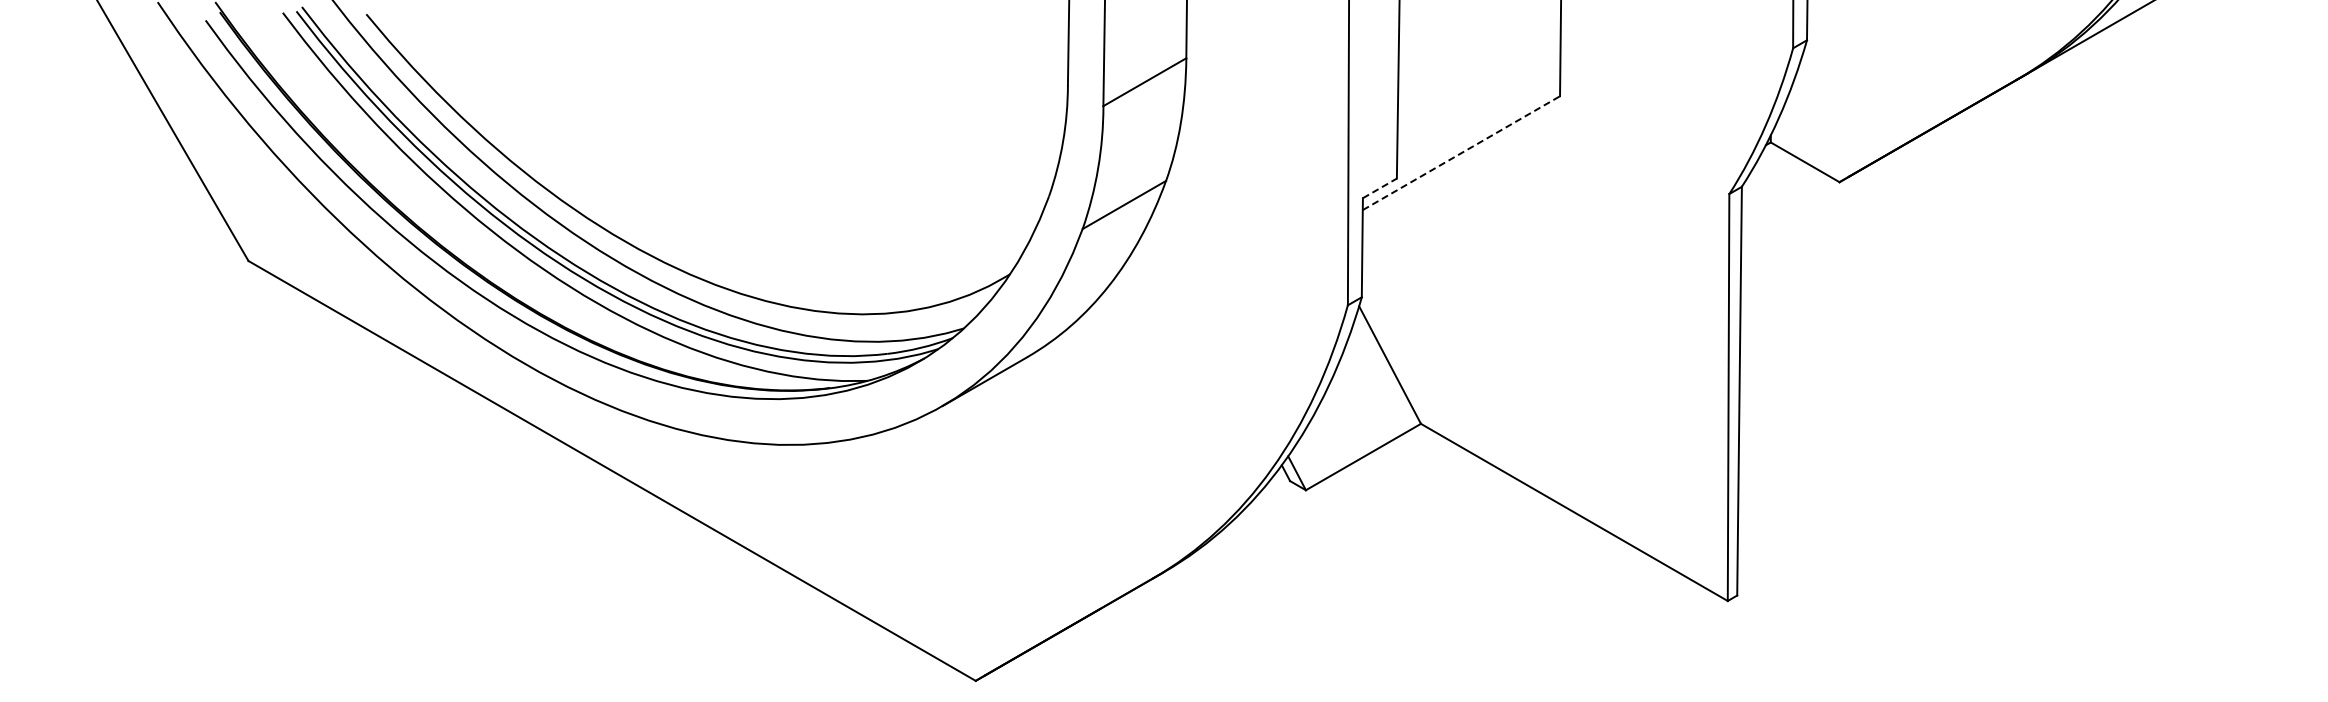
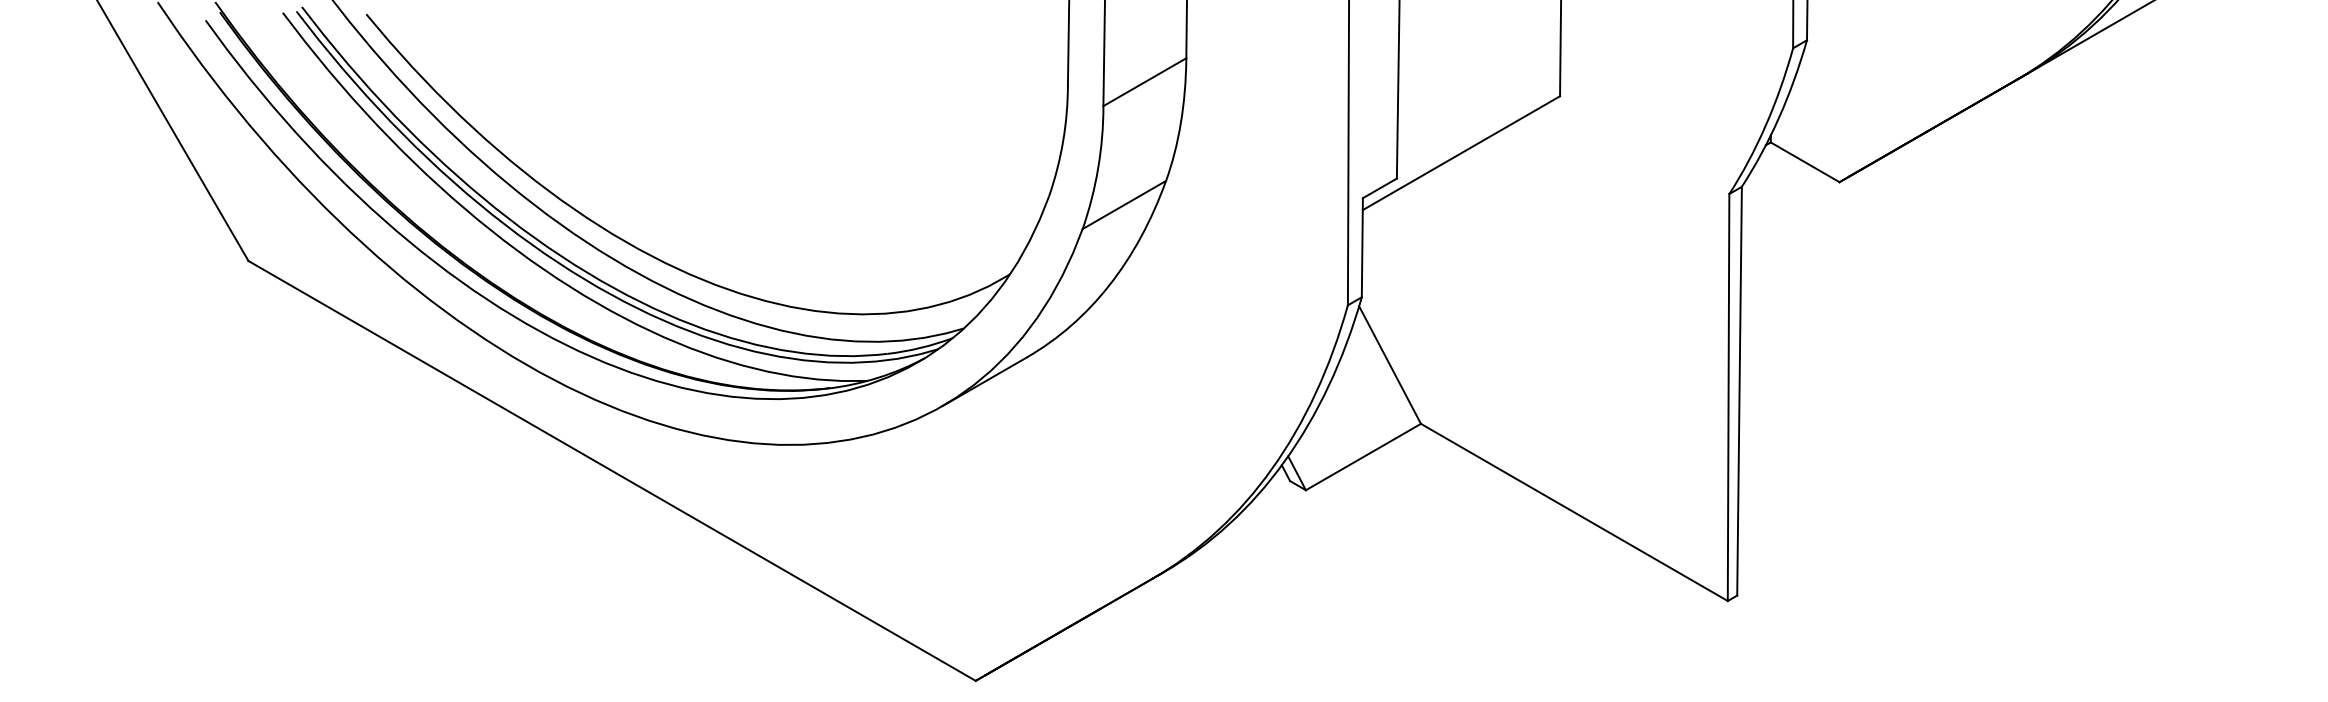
line: dashed -> solid (1461, 153)
line: dashed -> solid (1379, 188)
